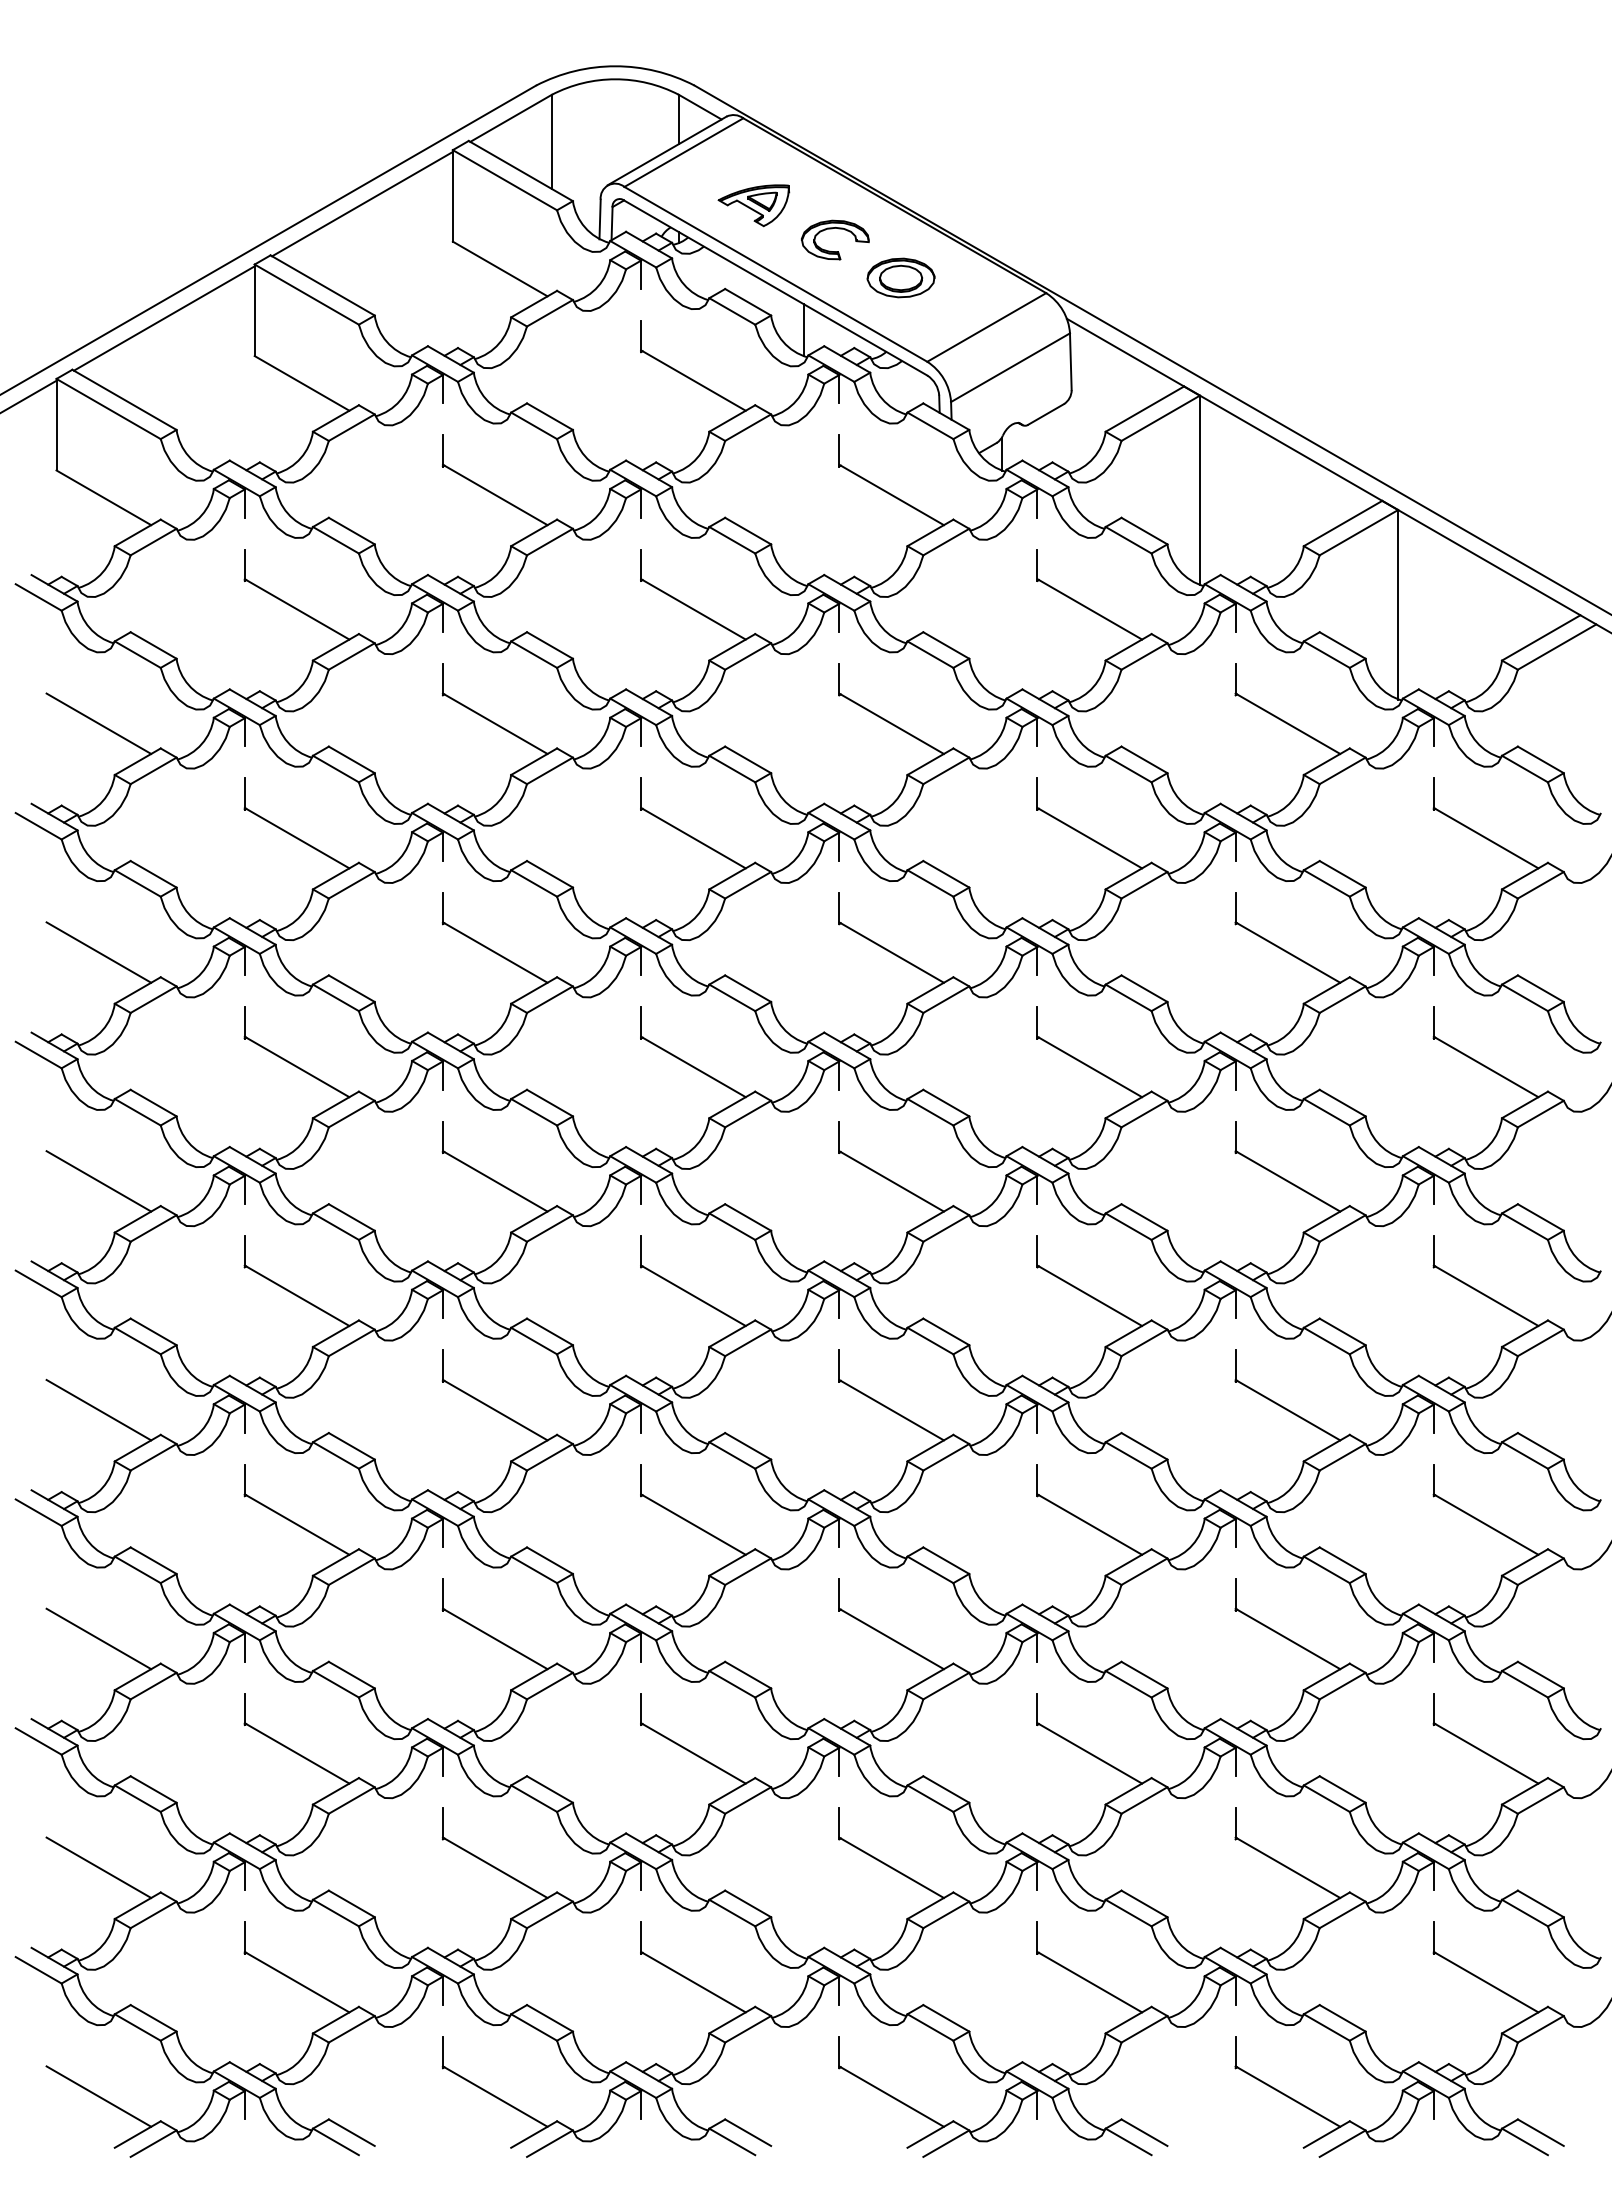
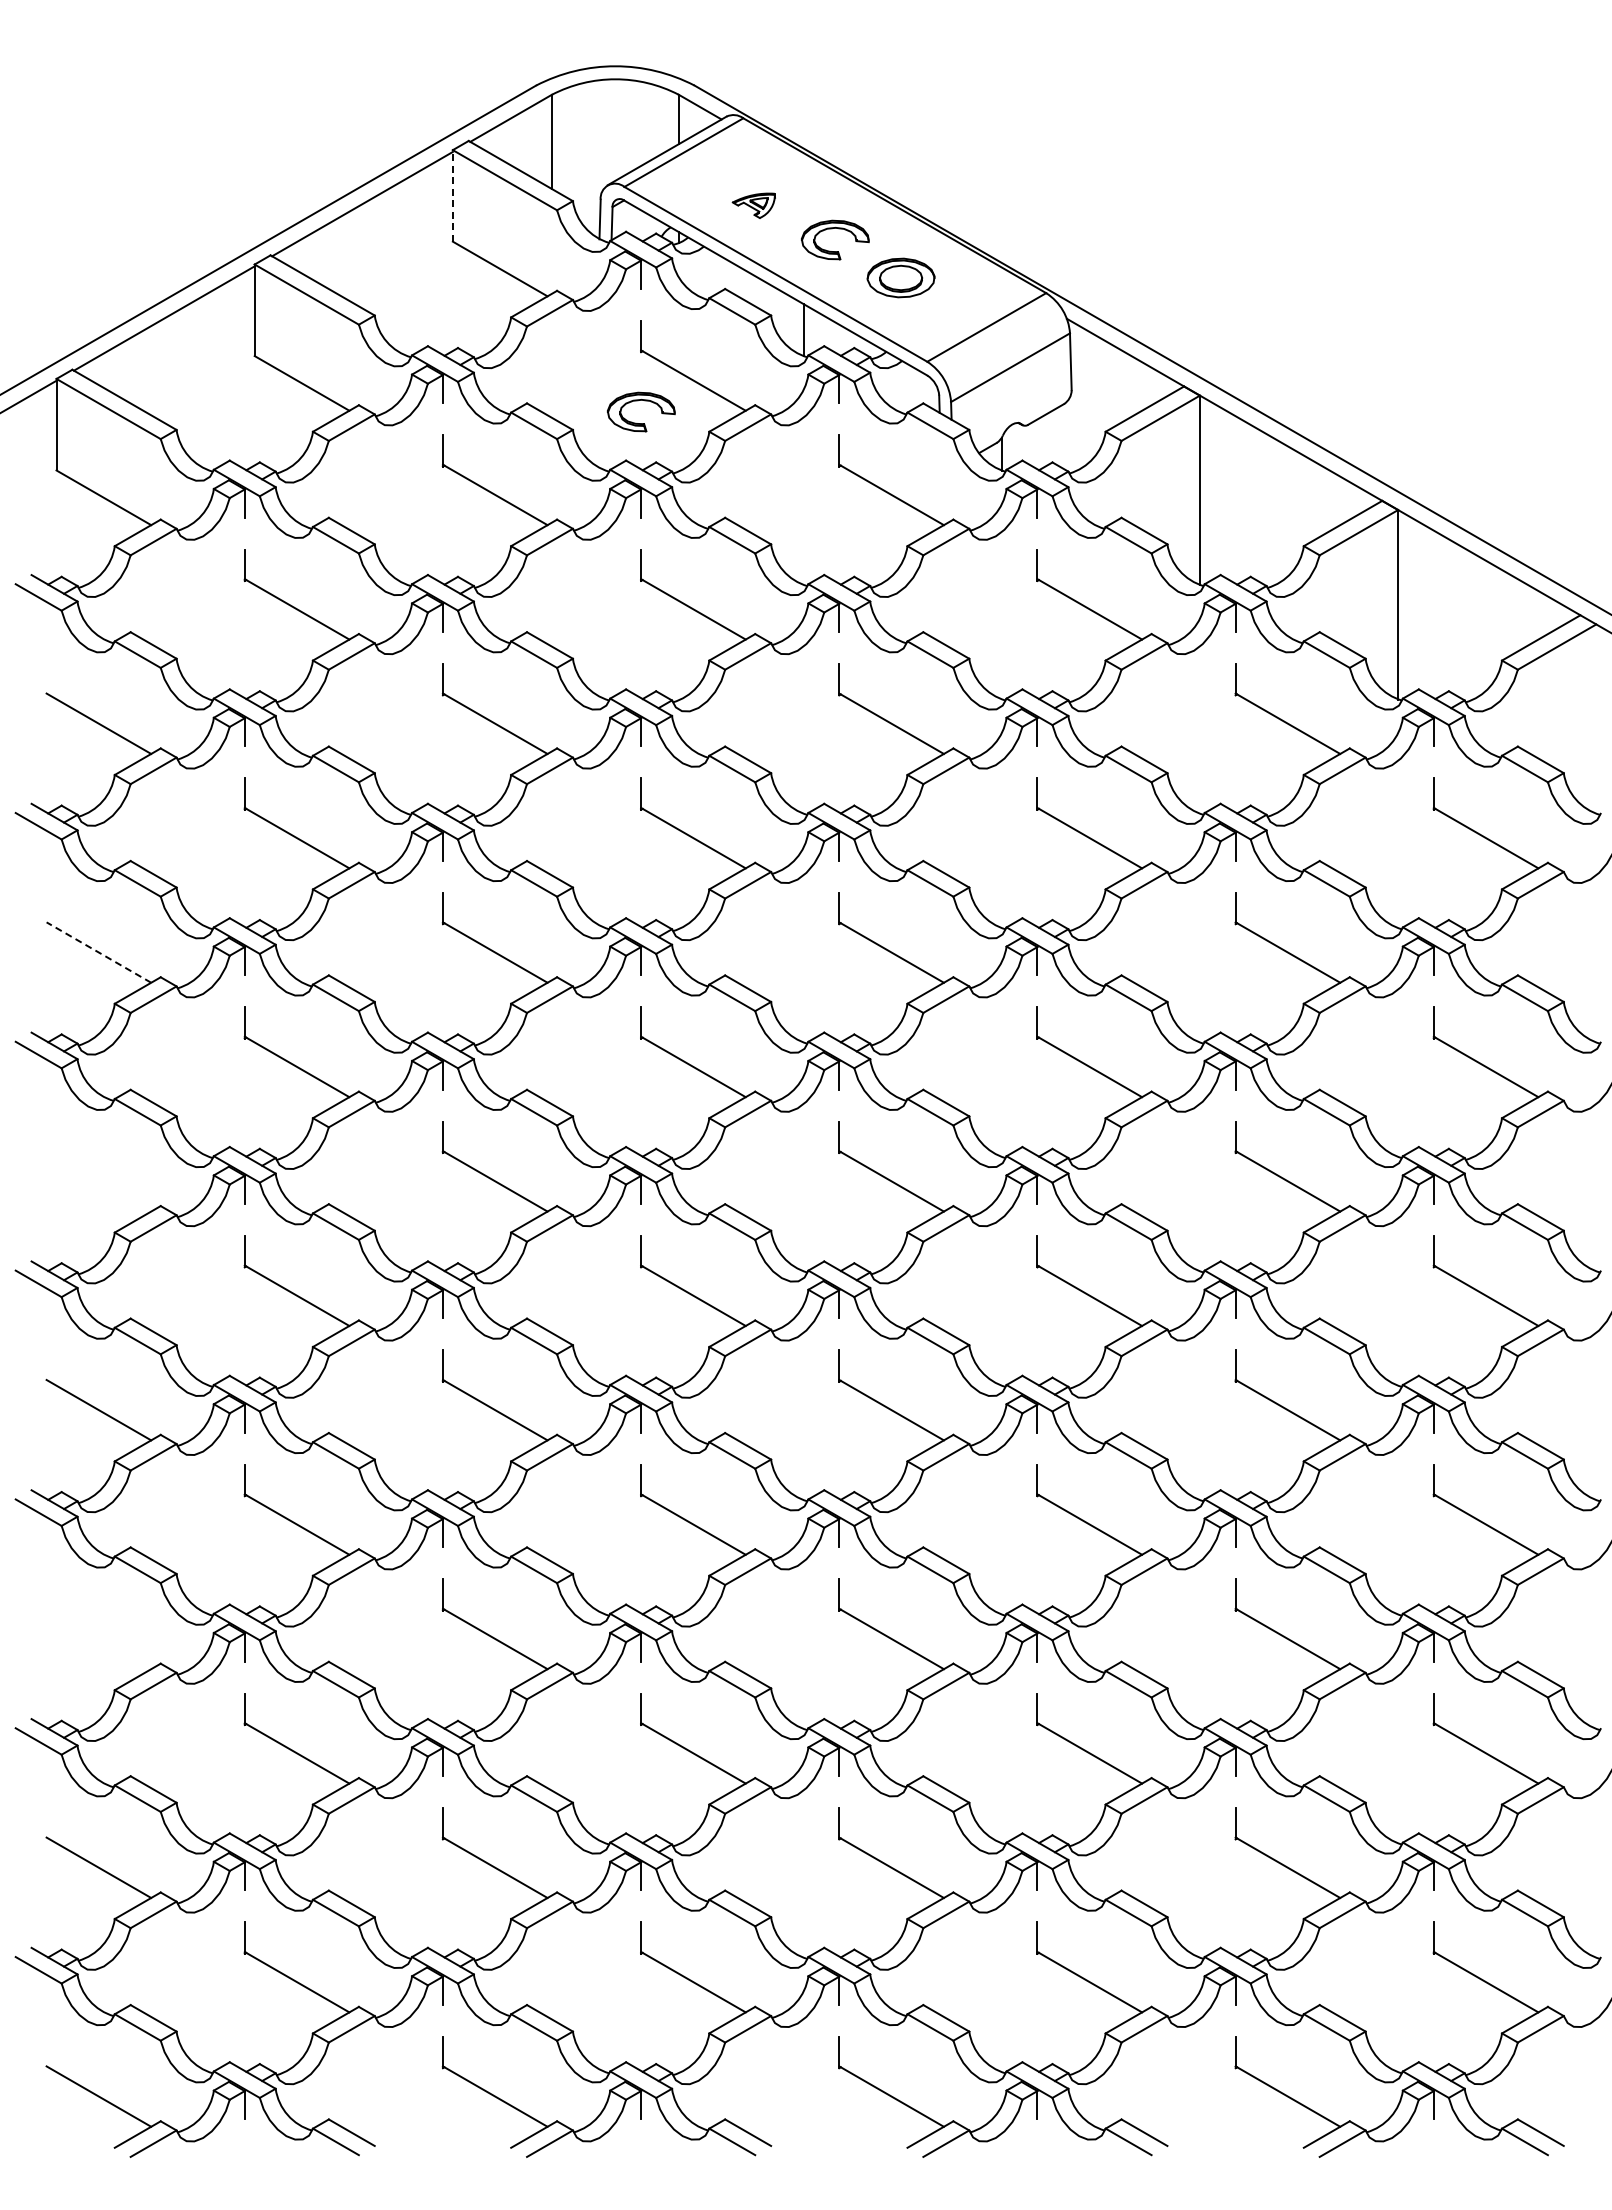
line: solid -> dashed (452, 195)
part size: 74x44 px -> 45x27 px (753, 205)
part: none -> present (638, 401)
line: solid -> dashed (98, 952)
line: present -> none (98, 1181)
line: present -> none (98, 1638)
